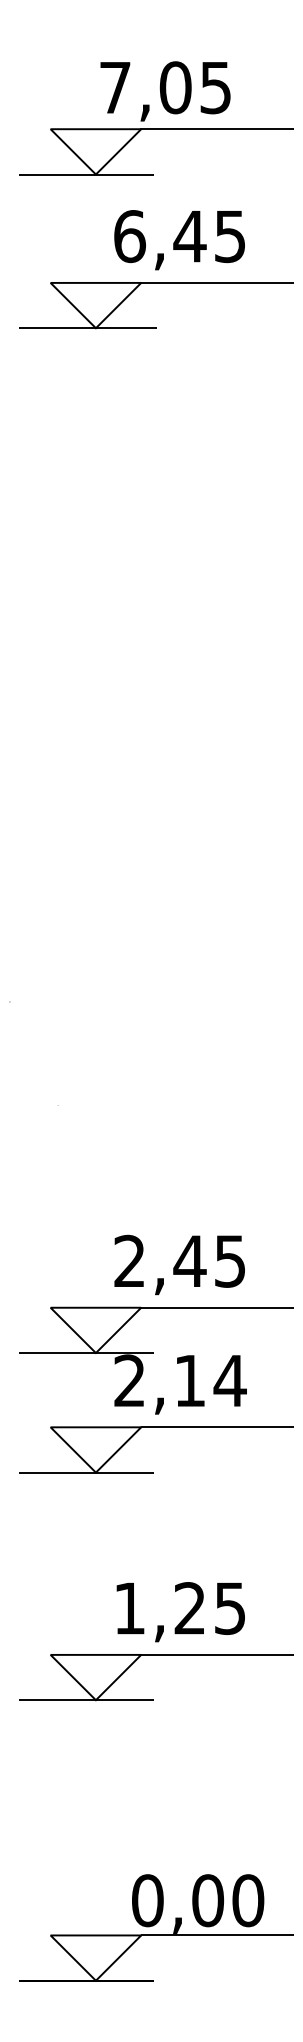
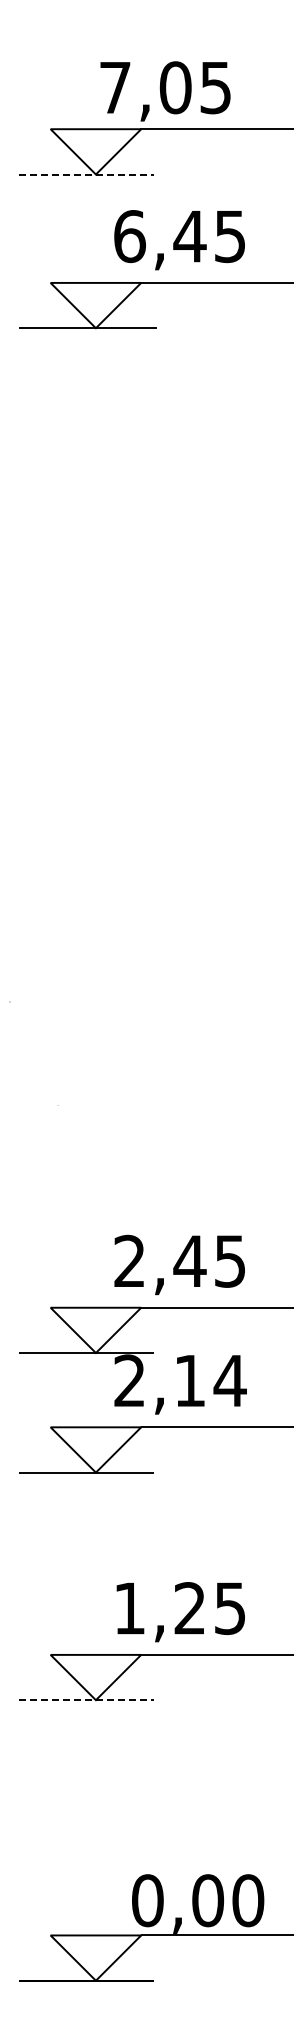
line: solid -> dashed (86, 174)
line: solid -> dashed (86, 1700)
